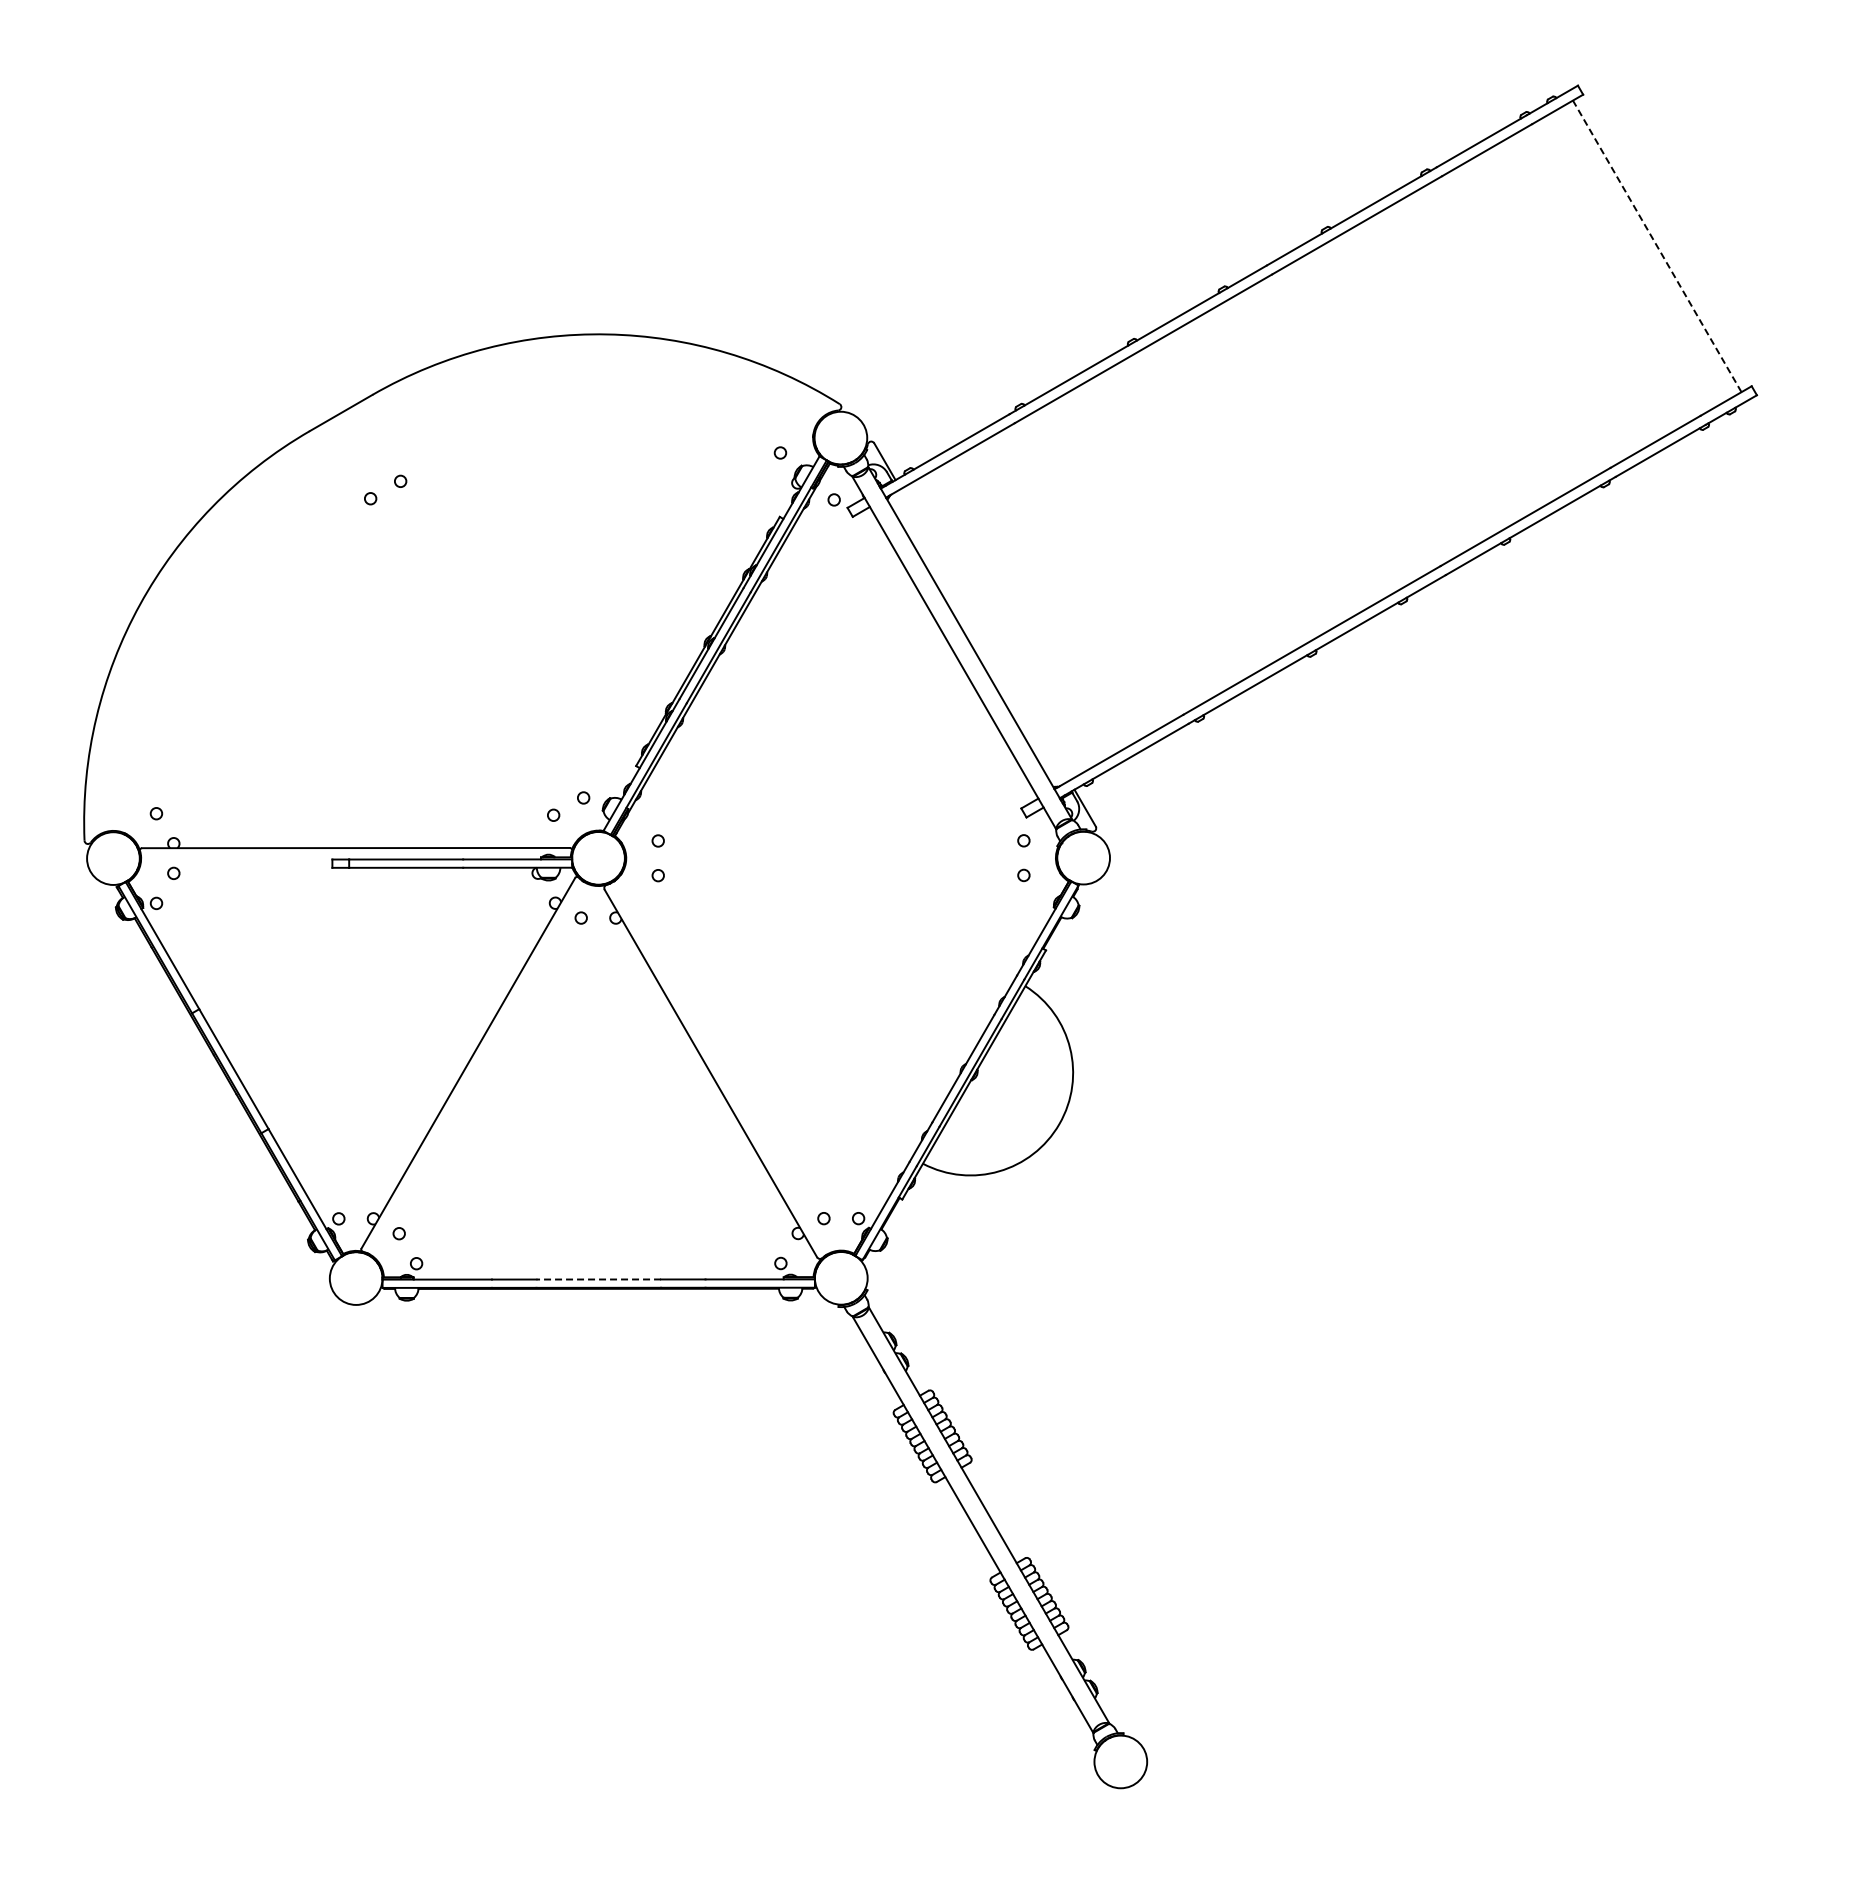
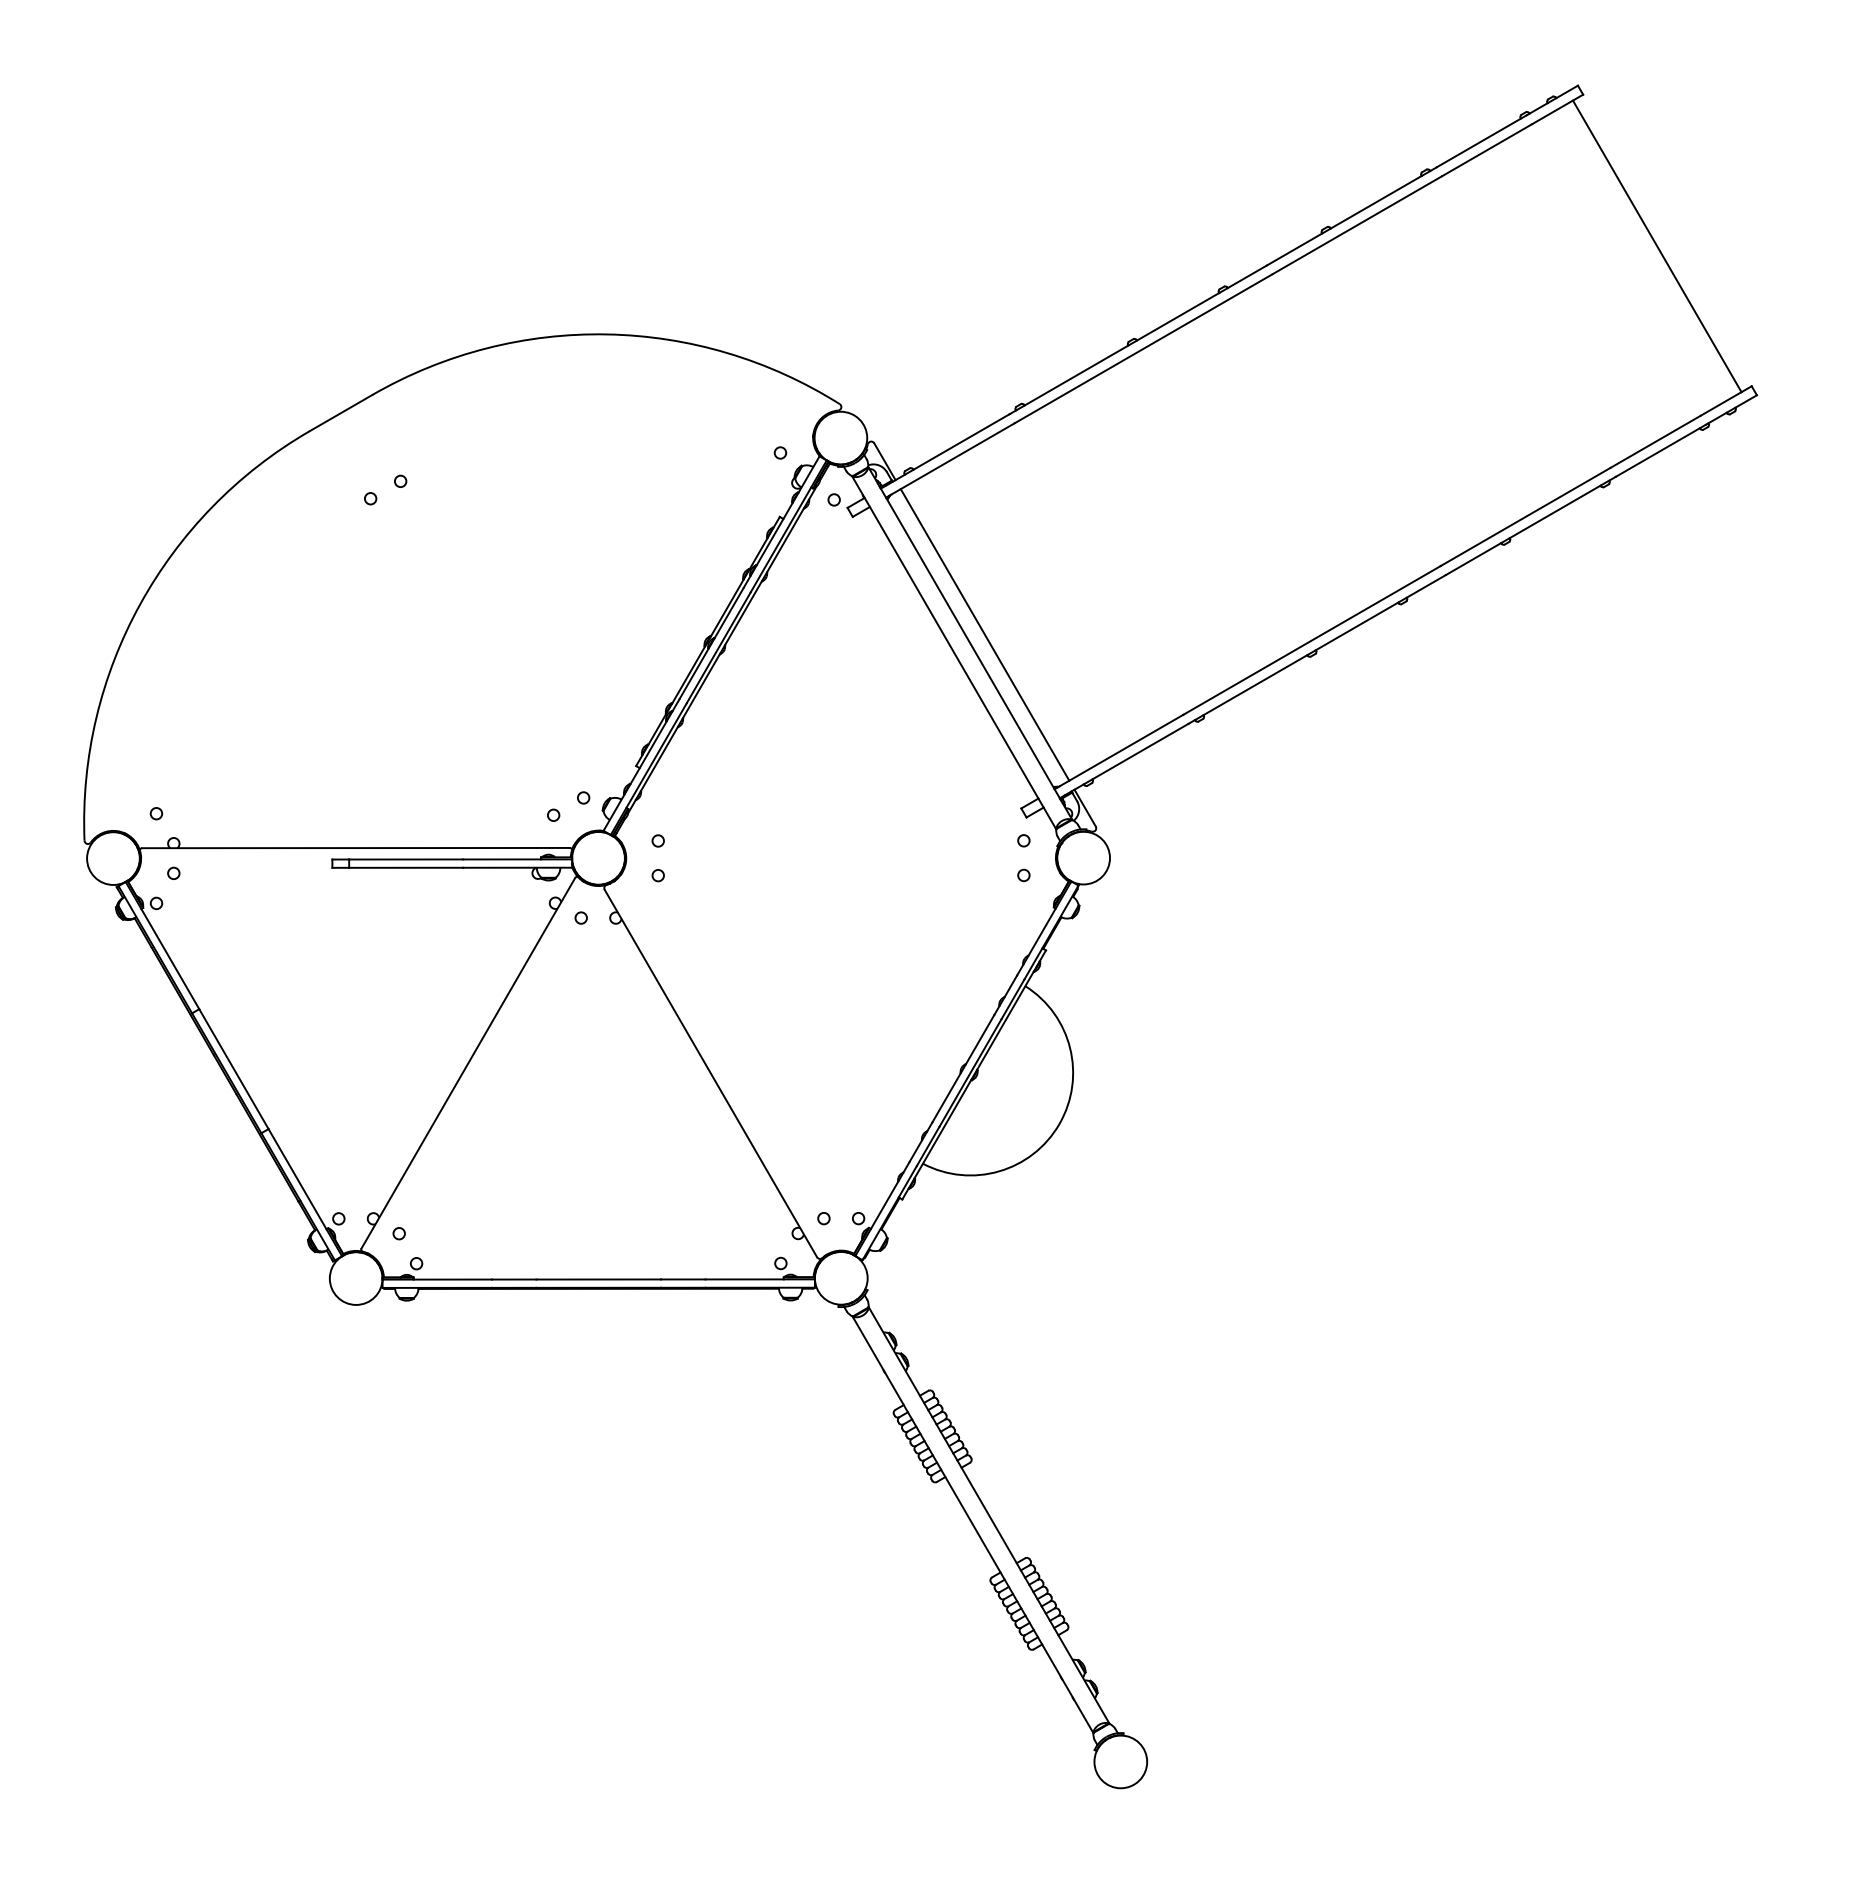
line: dashed -> solid (1656, 245)
line: none -> present (984, 634)
line: dashed -> solid (598, 1279)
